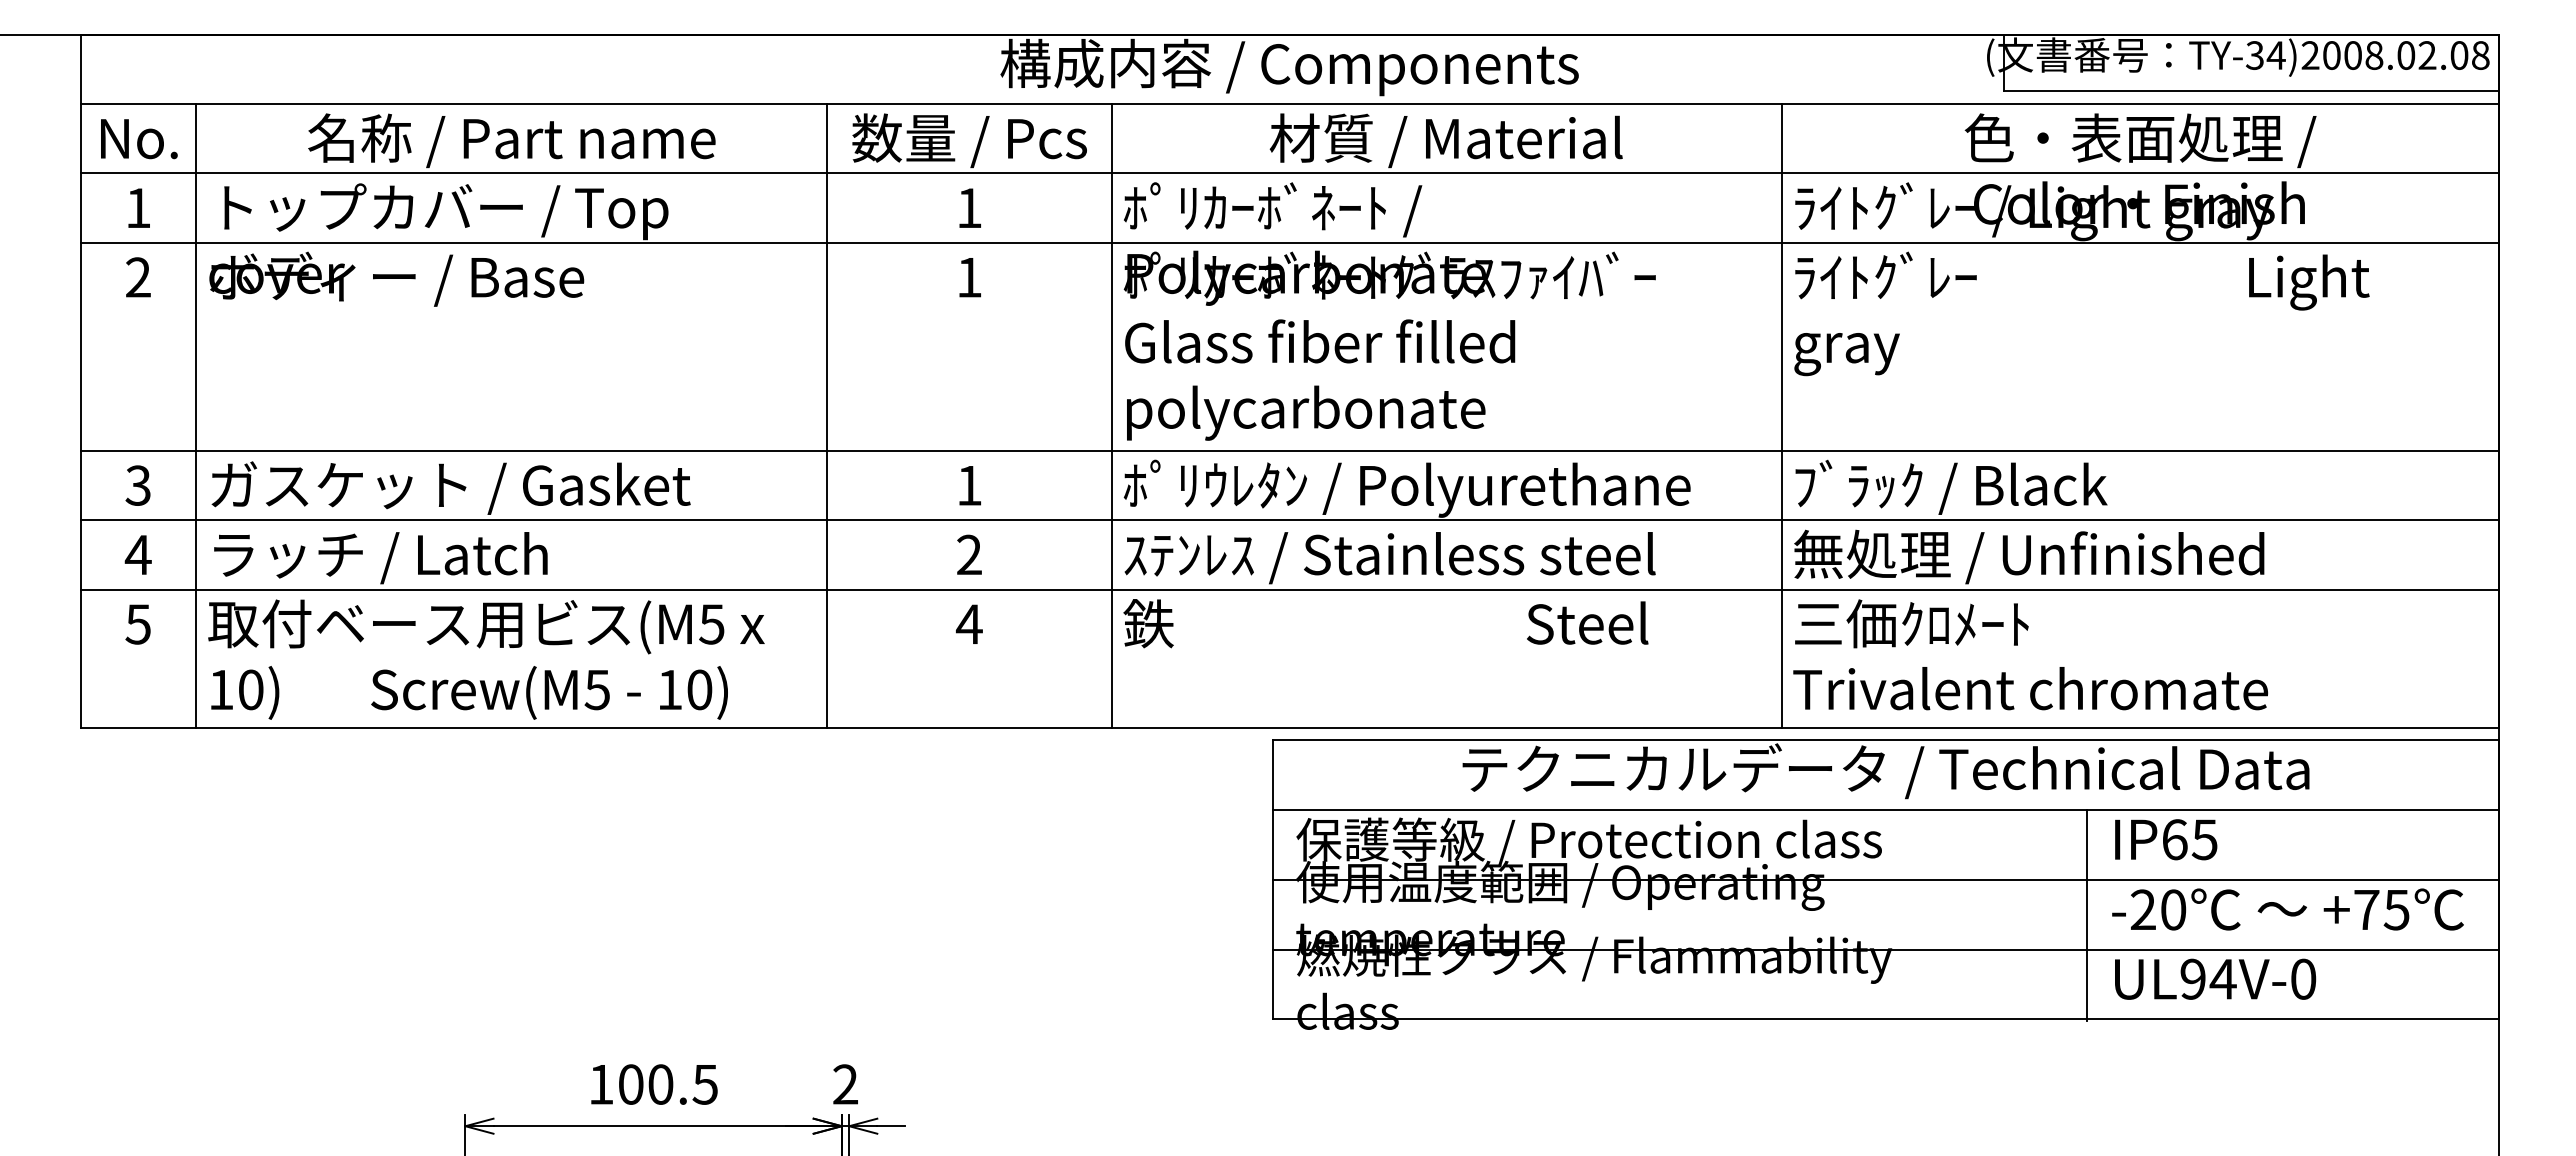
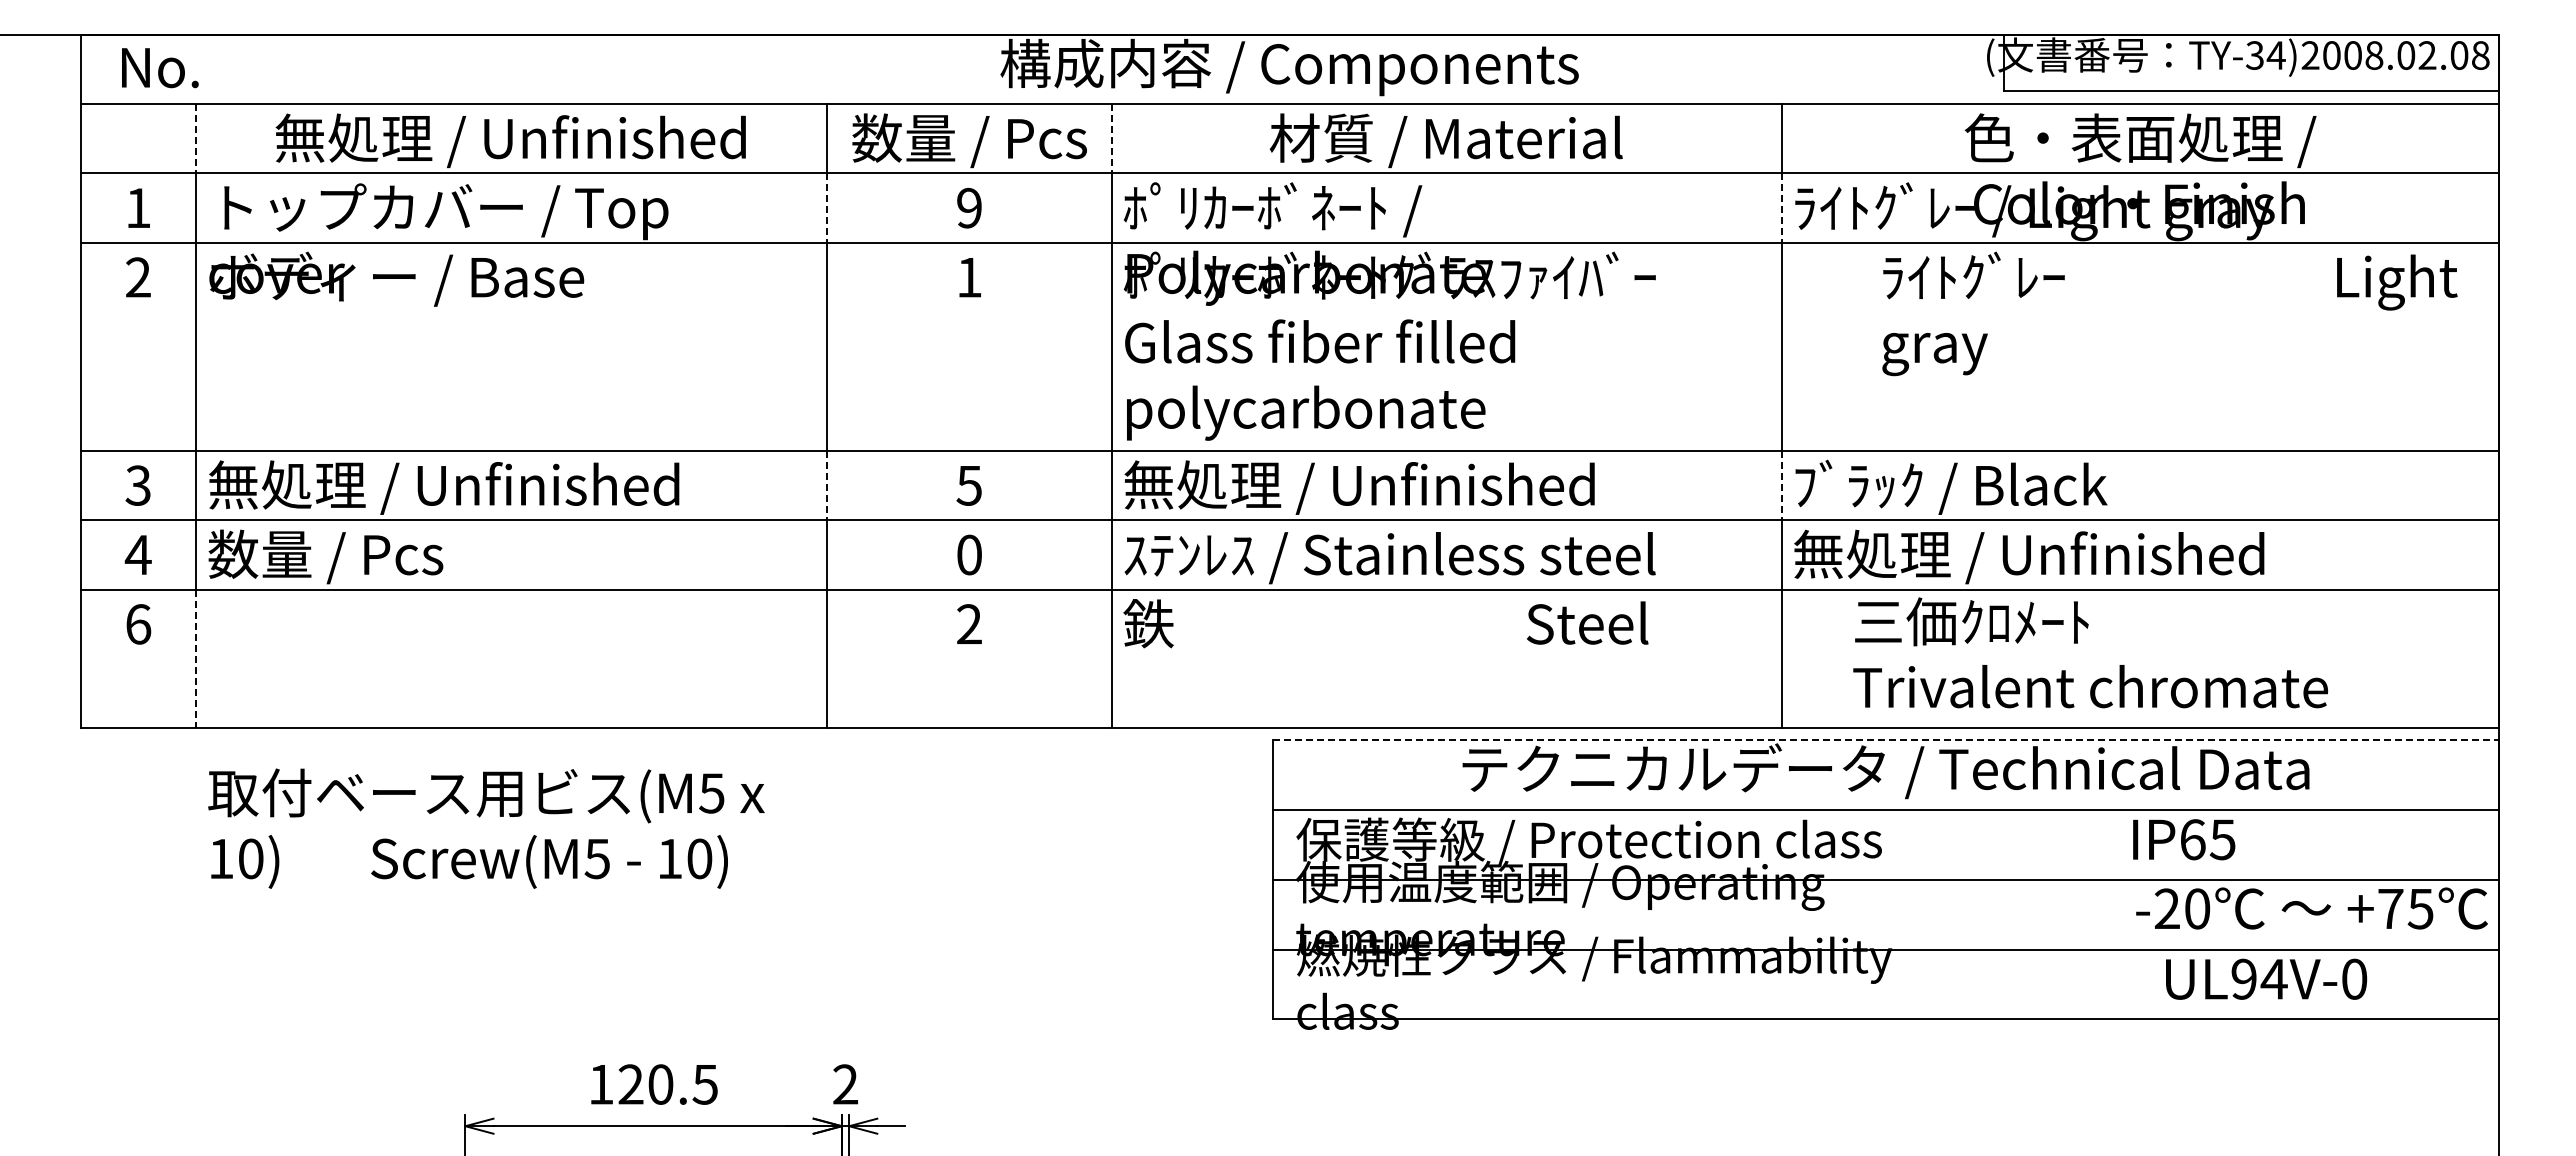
line: solid -> dashed (196, 138)
line: solid -> dashed (1111, 138)
text position: (139, 139) -> (160, 68) (160, 68)
text: 名称 / Part name -> 無処理 / Unfinished (510, 140)
text: 1 -> 9 (969, 207)
line: solid -> dashed (827, 208)
line: solid -> dashed (1781, 208)
text position: (2081, 313) -> (2169, 313) (2169, 313)
line: solid -> dashed (827, 485)
text: 1 -> 5 (968, 485)
line: solid -> dashed (1781, 485)
text: ガスケット / Gasket -> 無処理 / Unfinished (449, 487)
text: ﾎﾟﾘｳﾚﾀﾝ / Polyurethane -> 無処理 / Unfinished (1406, 488)
text: 2 -> 0 (969, 554)
text: ラッチ / Latch -> 数量 / Pcs (377, 556)
text: 4 -> 2 (968, 623)
text: 5 -> 6 (138, 624)
text position: (2030, 654) -> (2090, 652) (2090, 652)
line: solid -> dashed (196, 659)
text position: (486, 659) -> (486, 828) (486, 828)
line: solid -> dashed (1886, 739)
text position: (2166, 839) -> (2184, 839) (2184, 839)
text position: (2287, 909) -> (2311, 908) (2311, 908)
line: present -> none (2087, 914)
text position: (2215, 978) -> (2266, 978) (2266, 978)
text: 100.5 -> 120.5 (630, 1084)
